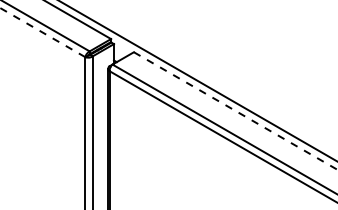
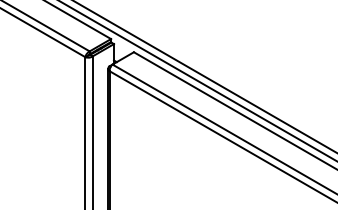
line: dashed -> solid (43, 32)
line: none -> present (205, 76)
line: dashed -> solid (236, 111)
